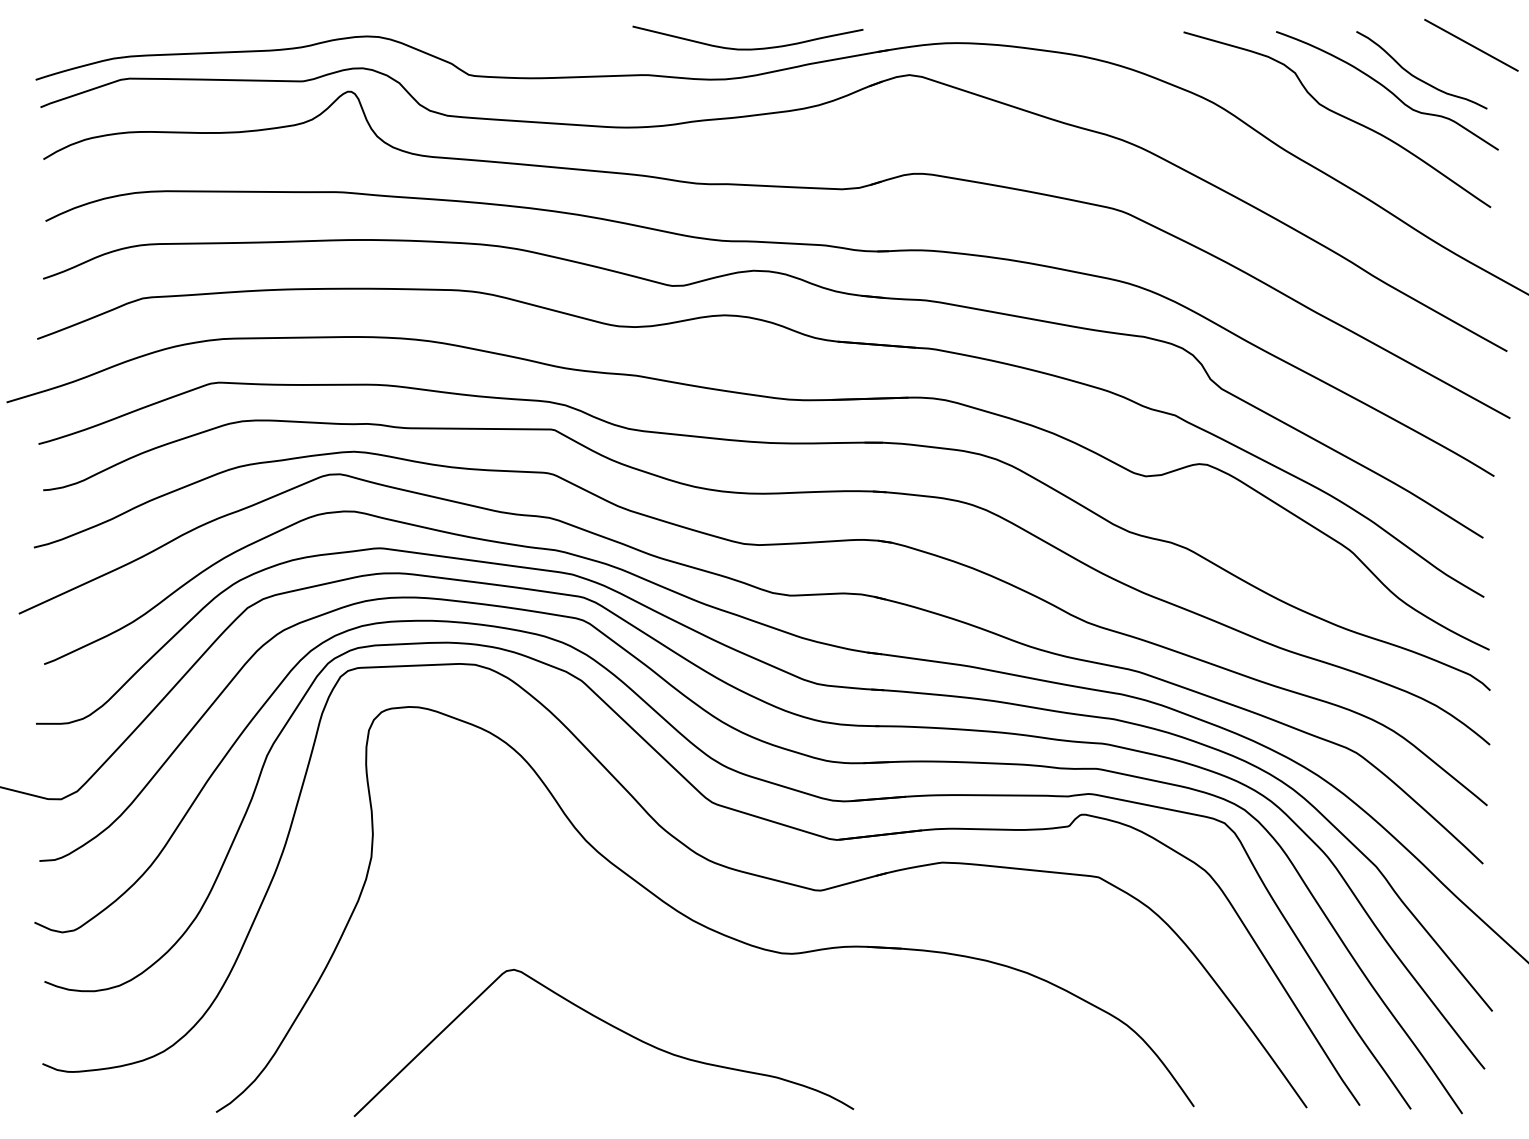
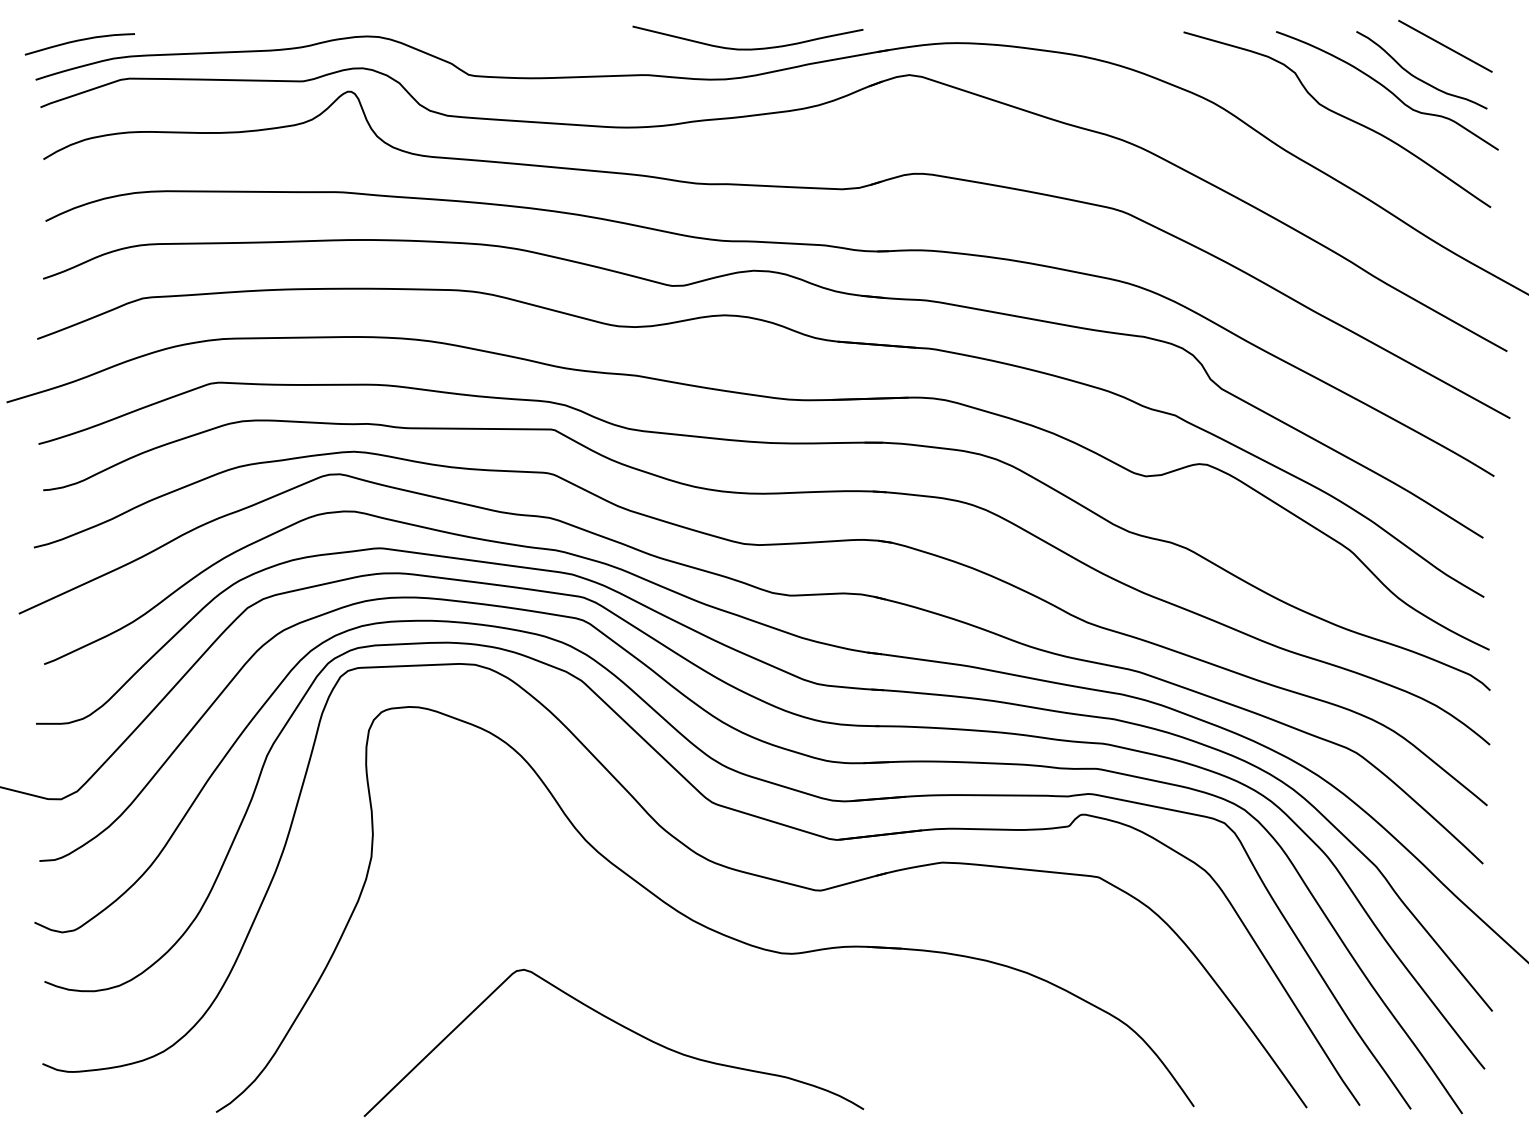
curve: none -> present (79, 41)
line position: (1471, 45) -> (1445, 46) (1445, 46)
curve position: (614, 1028) -> (624, 1028) (624, 1028)
